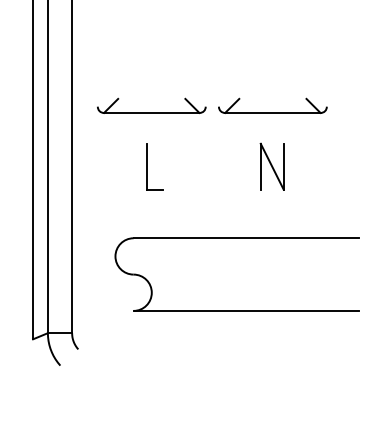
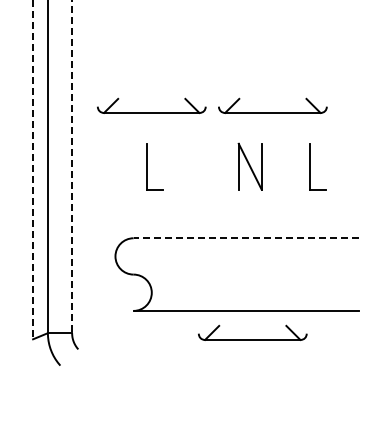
part position: (271, 166) -> (249, 166) (249, 166)
part: none -> present (310, 166)
line: solid -> dashed (72, 167)
line: solid -> dashed (33, 170)
line: solid -> dashed (246, 238)
part: none -> present (252, 339)
